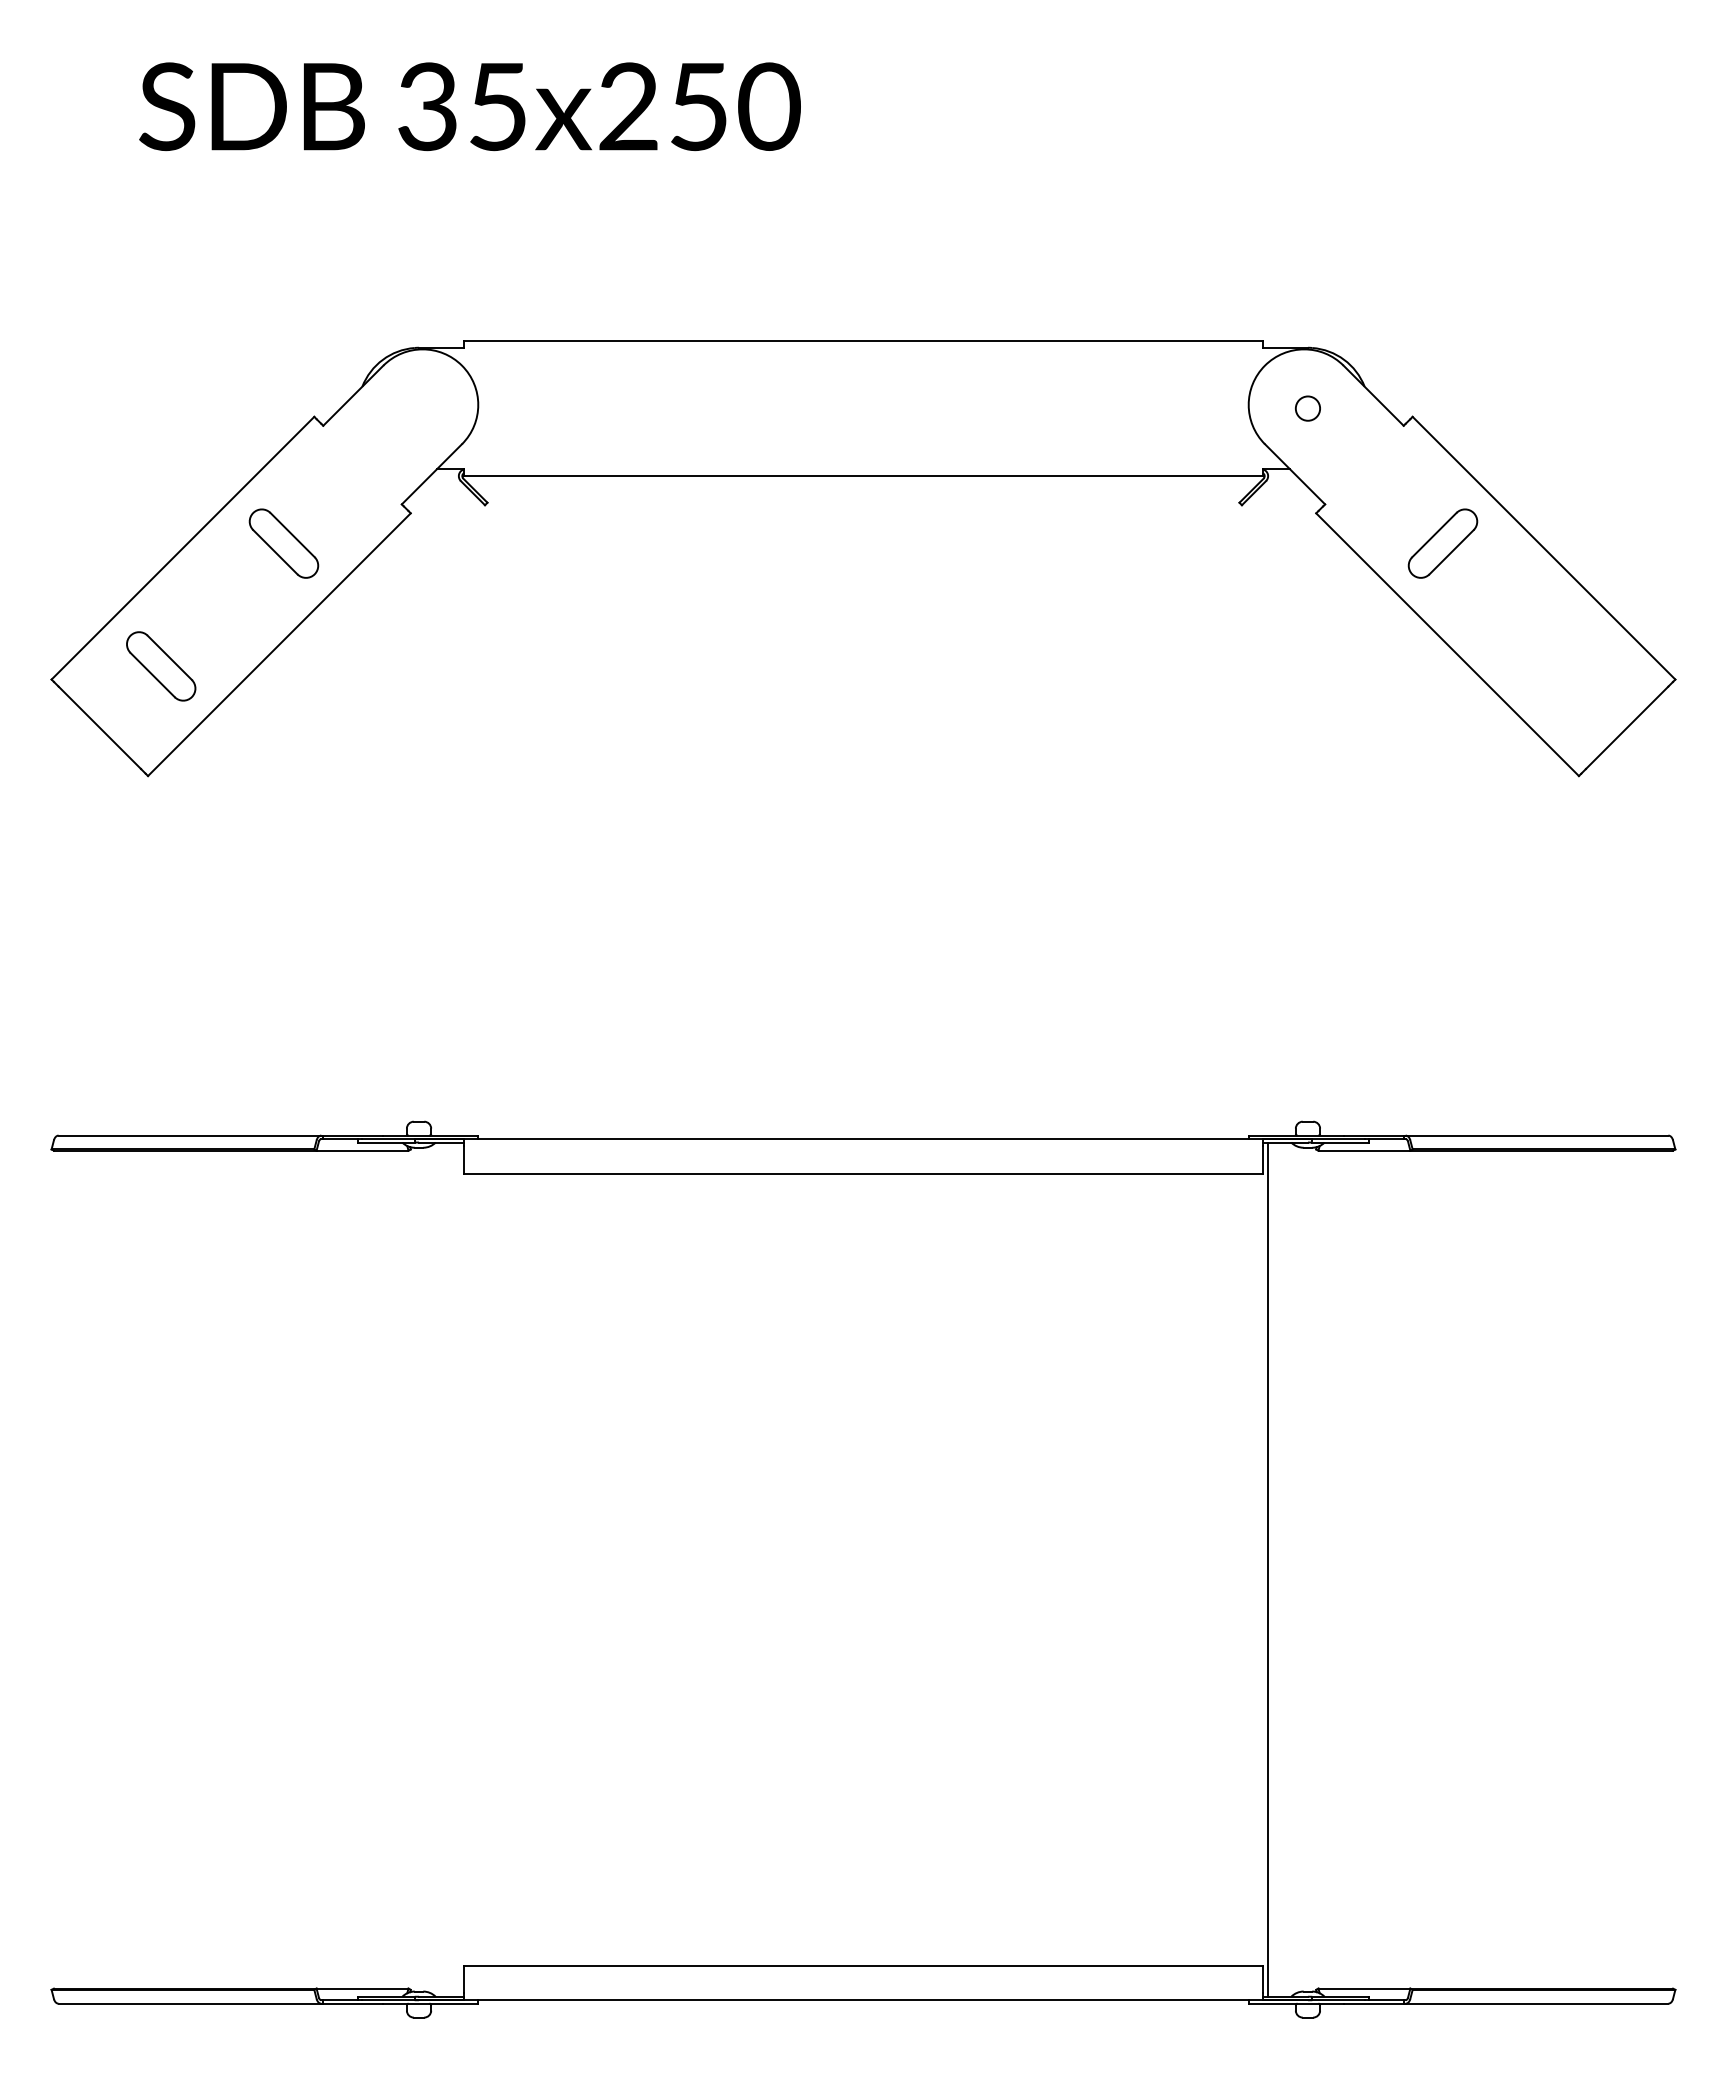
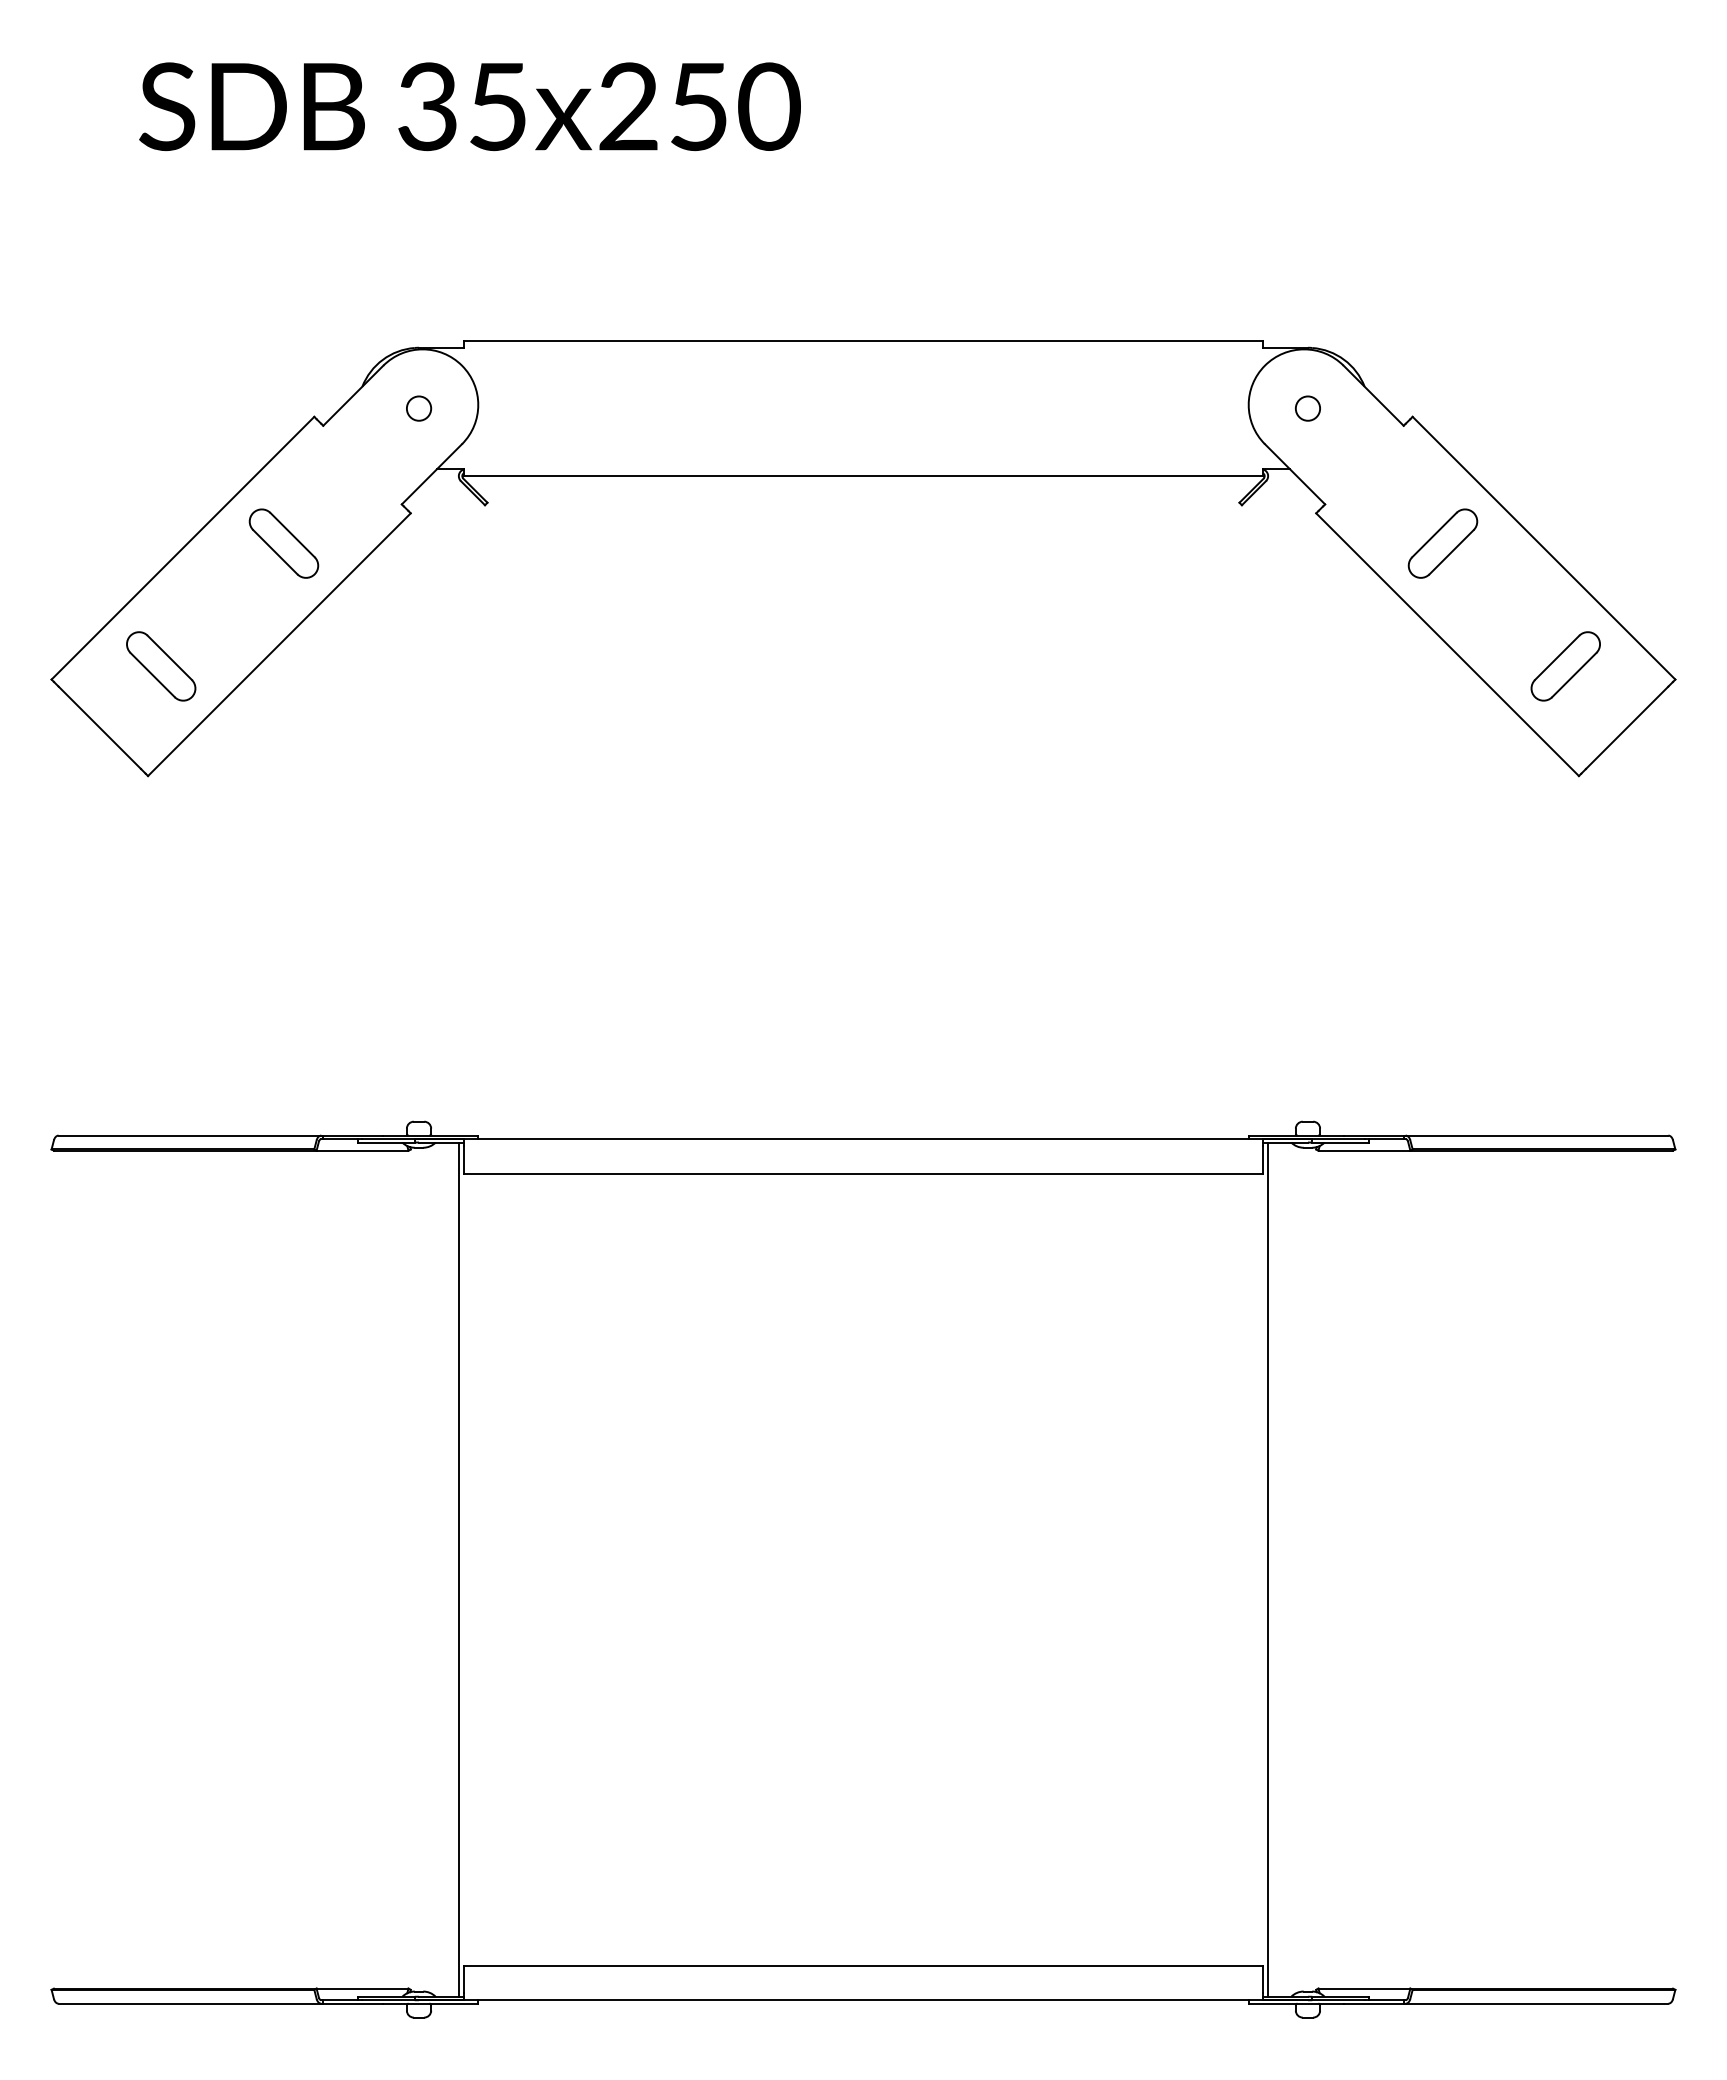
circle: none -> present (419, 408)
part: none -> present (1565, 666)
line: none -> present (458, 1569)
